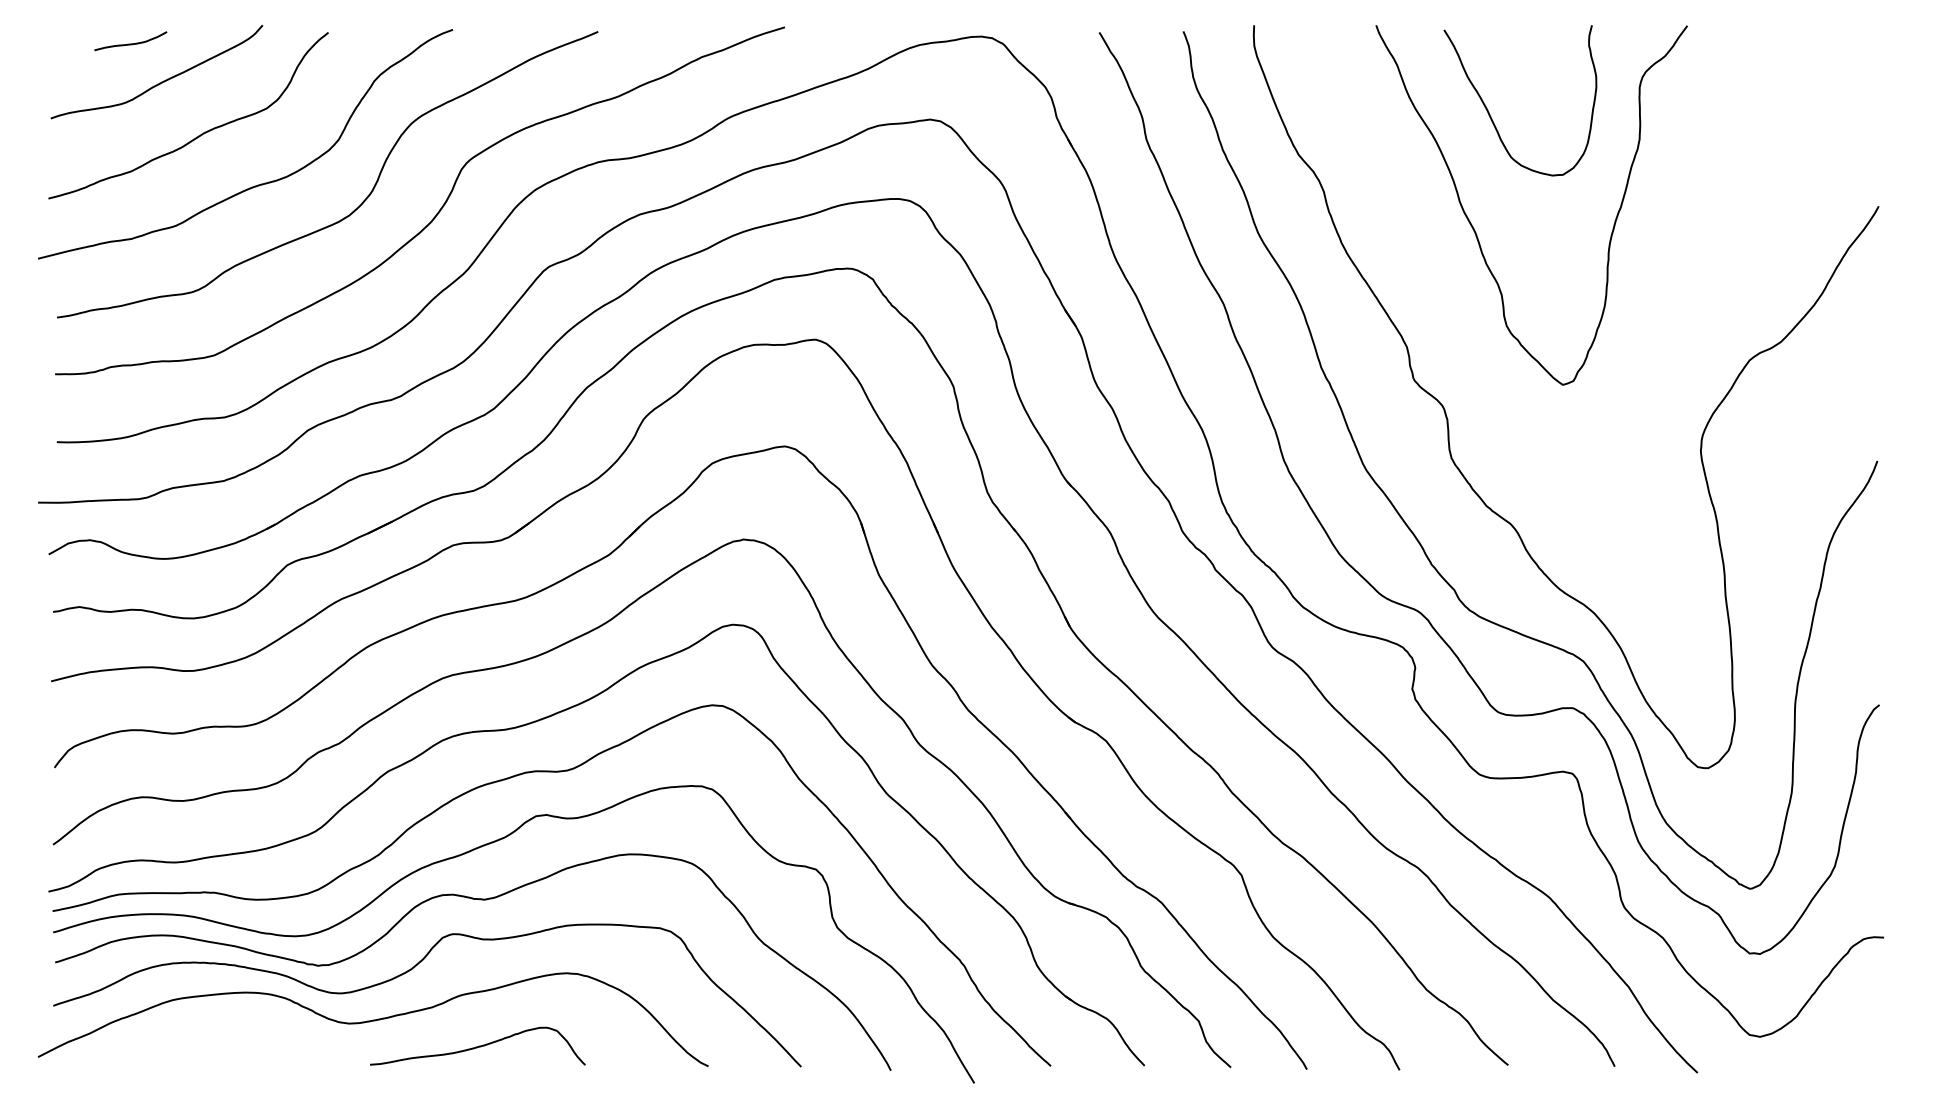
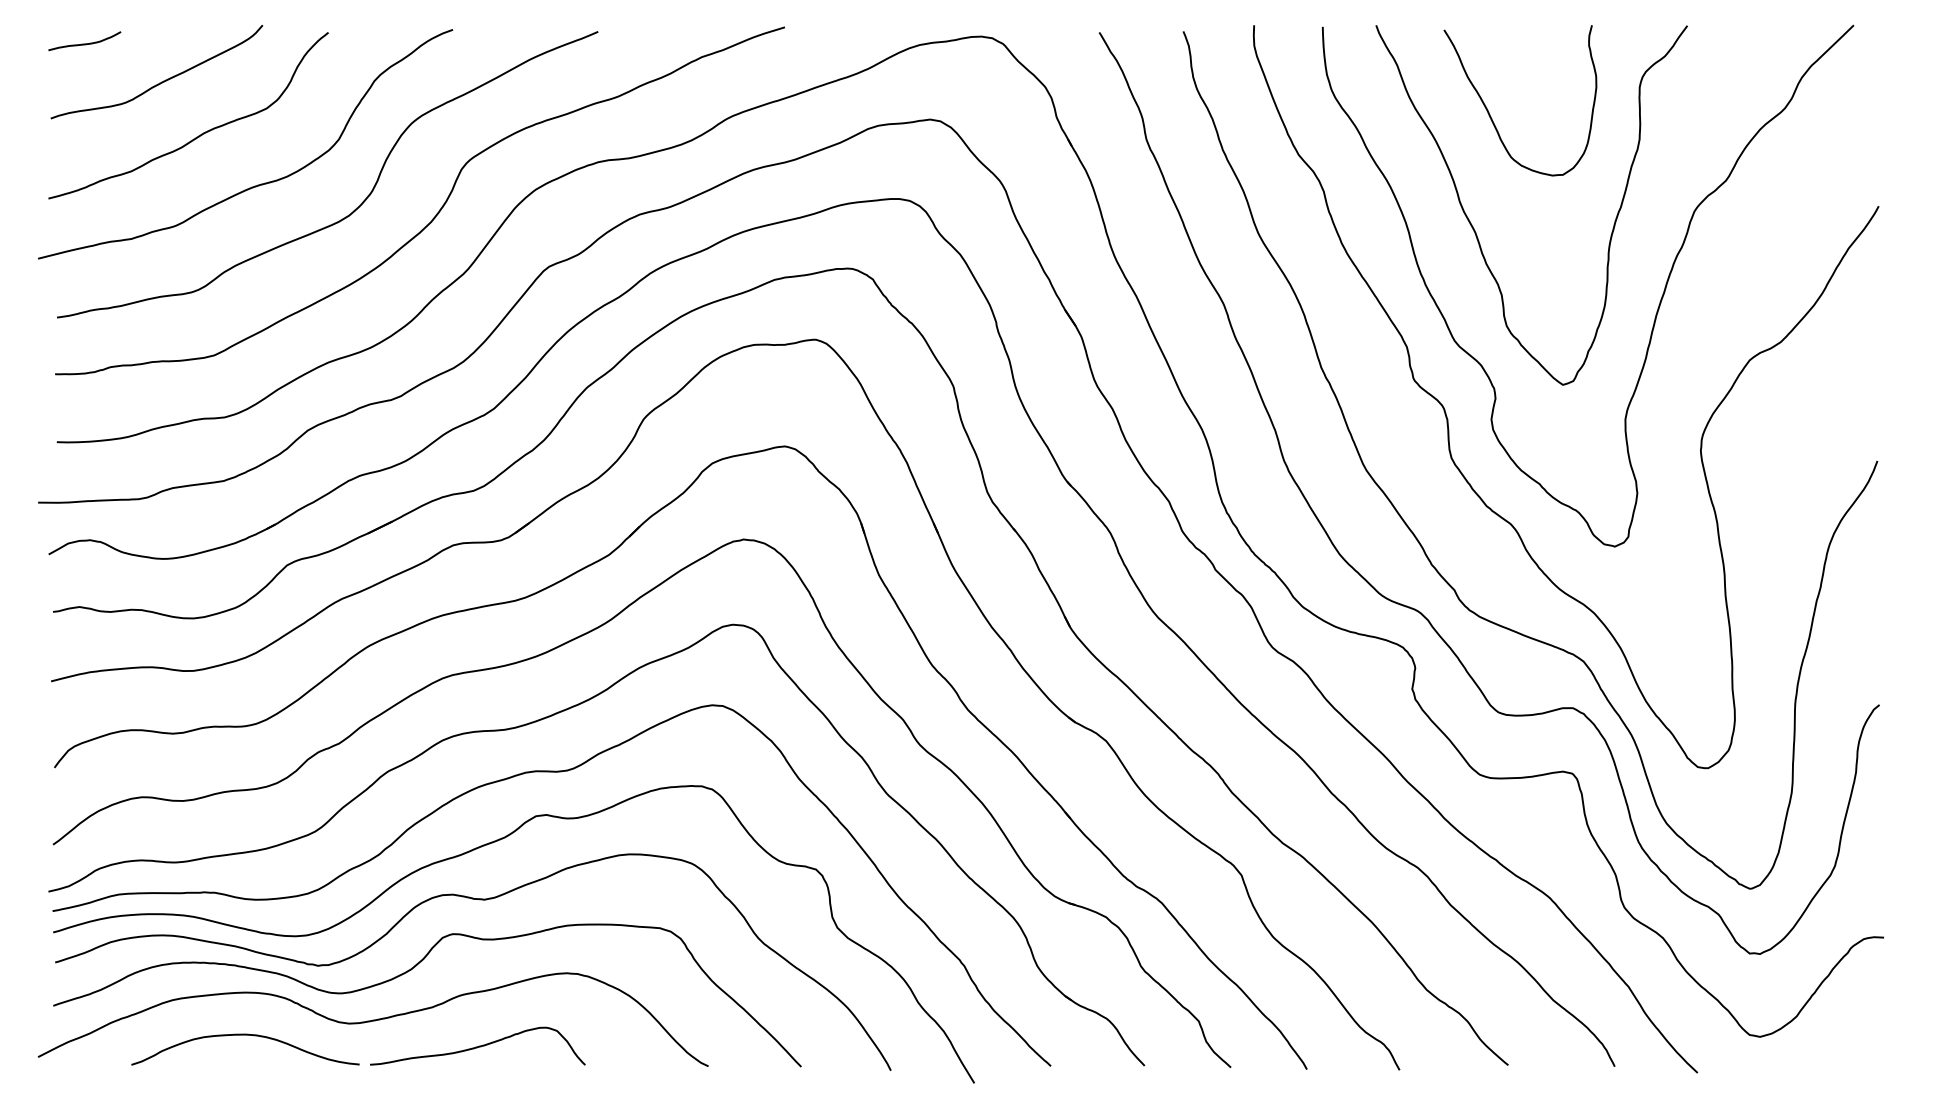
curve position: (130, 43) -> (84, 43) (84, 43)
curve: none -> present (1657, 308)
curve: none -> present (245, 1035)
